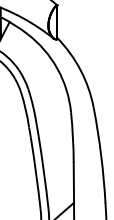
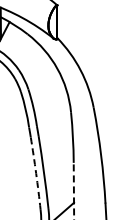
arc: solid -> dashed (36, 173)
line: solid -> dashed (73, 190)
